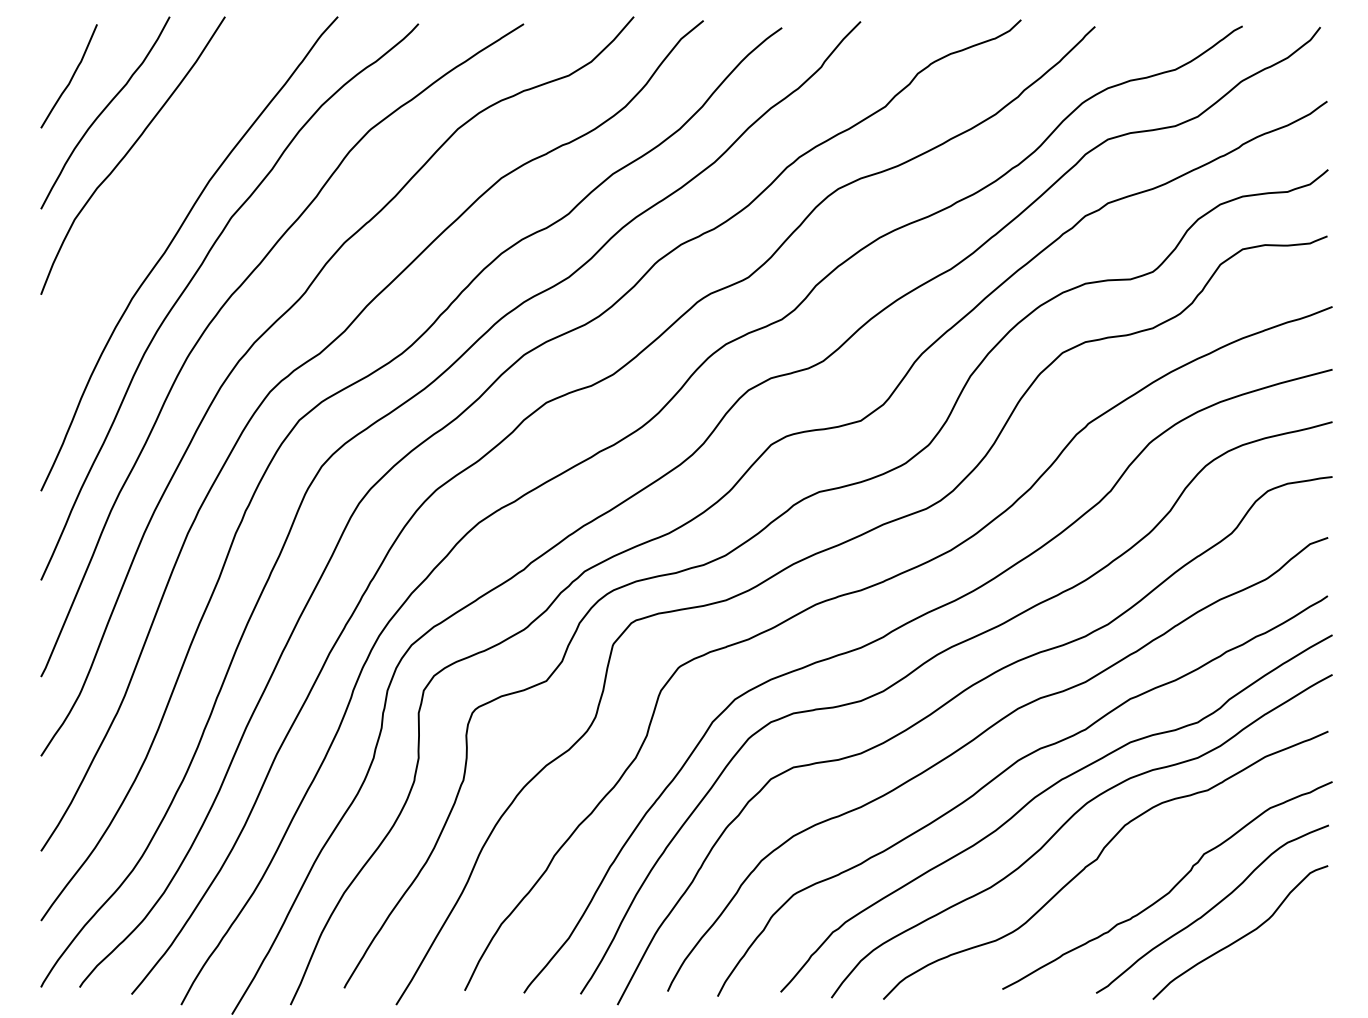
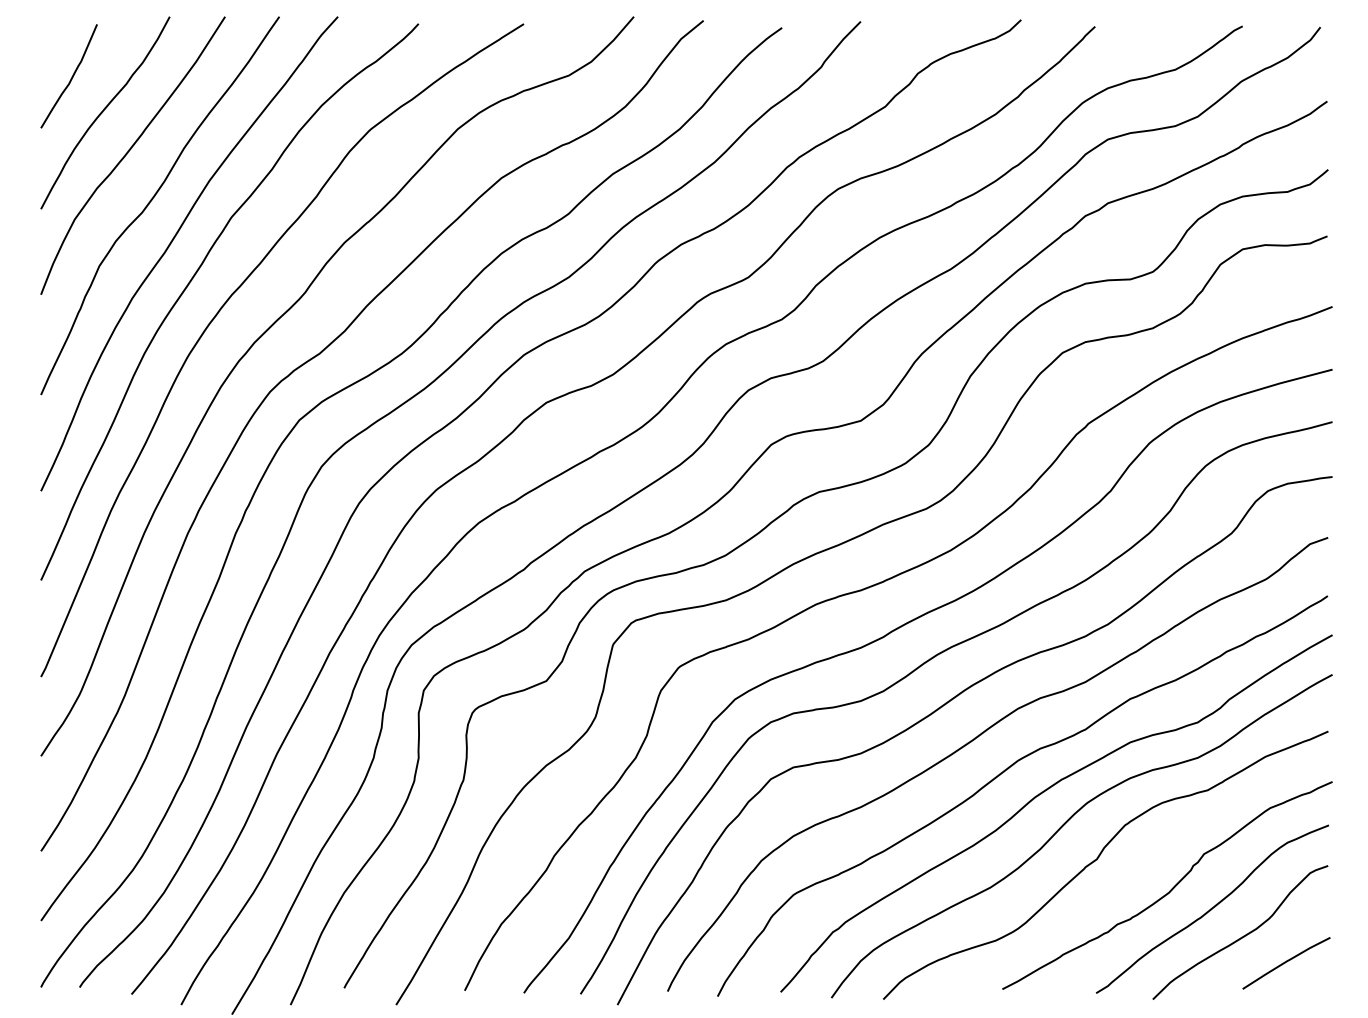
curve: none -> present (153, 199)
curve: none -> present (1286, 962)
